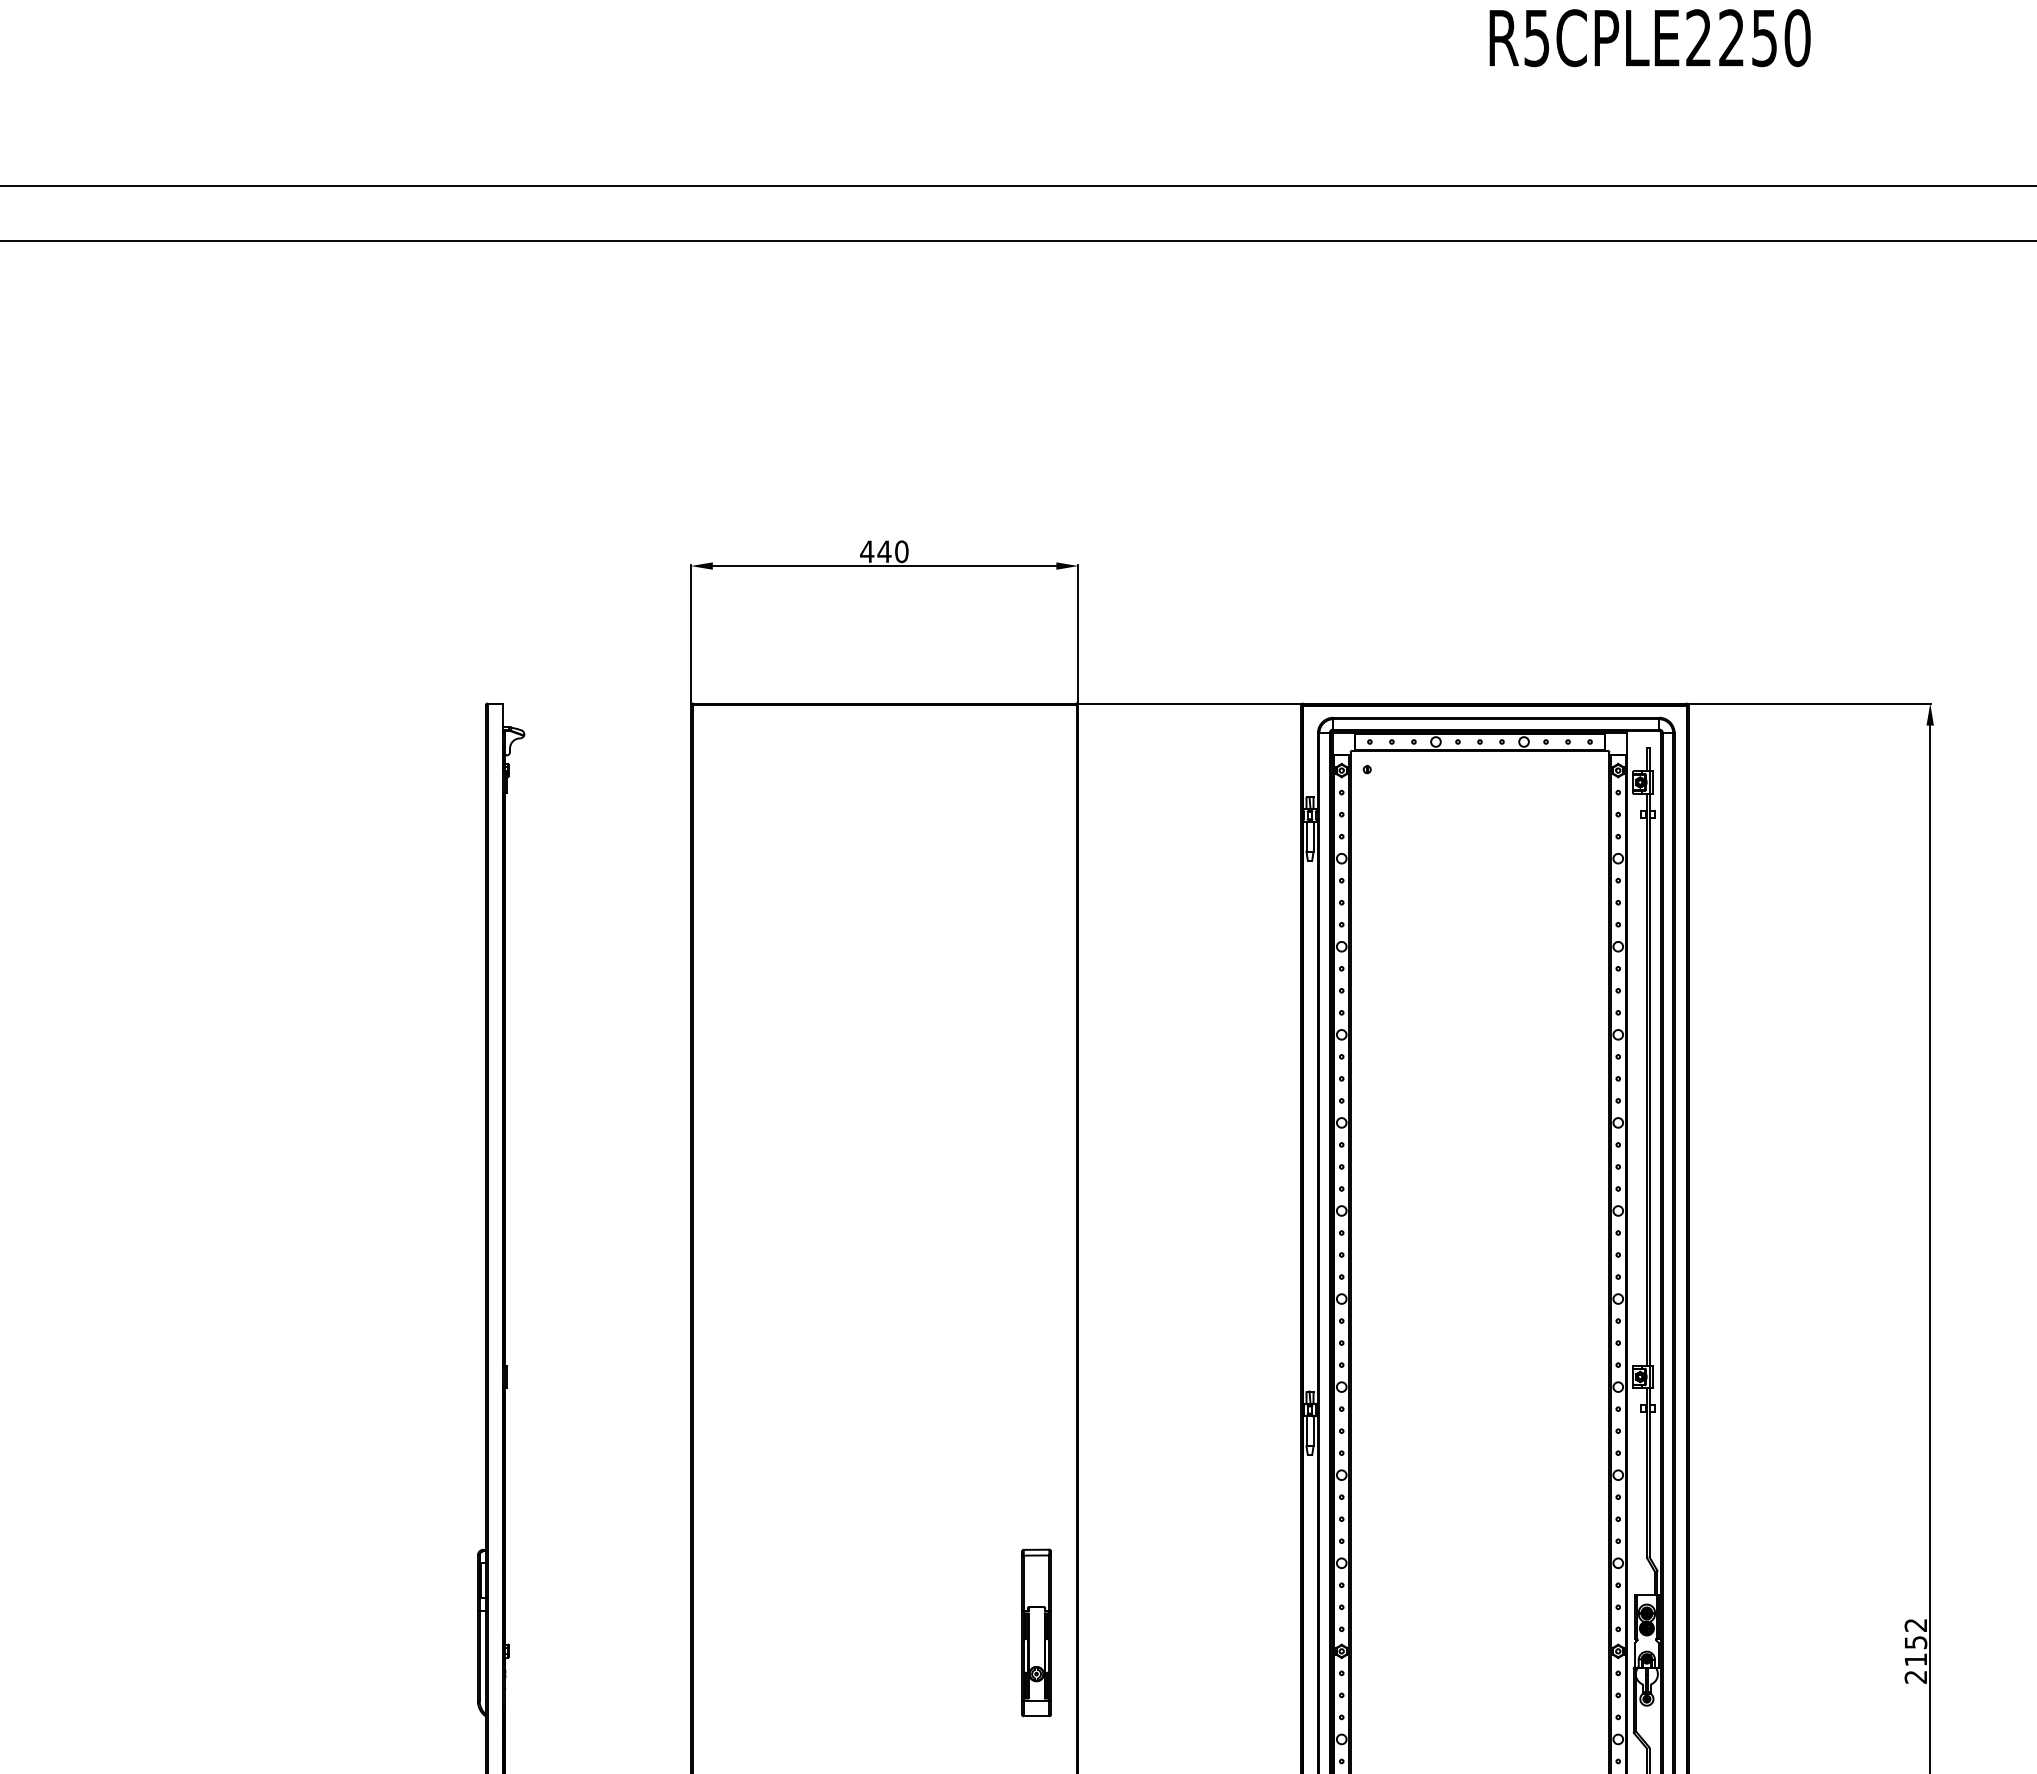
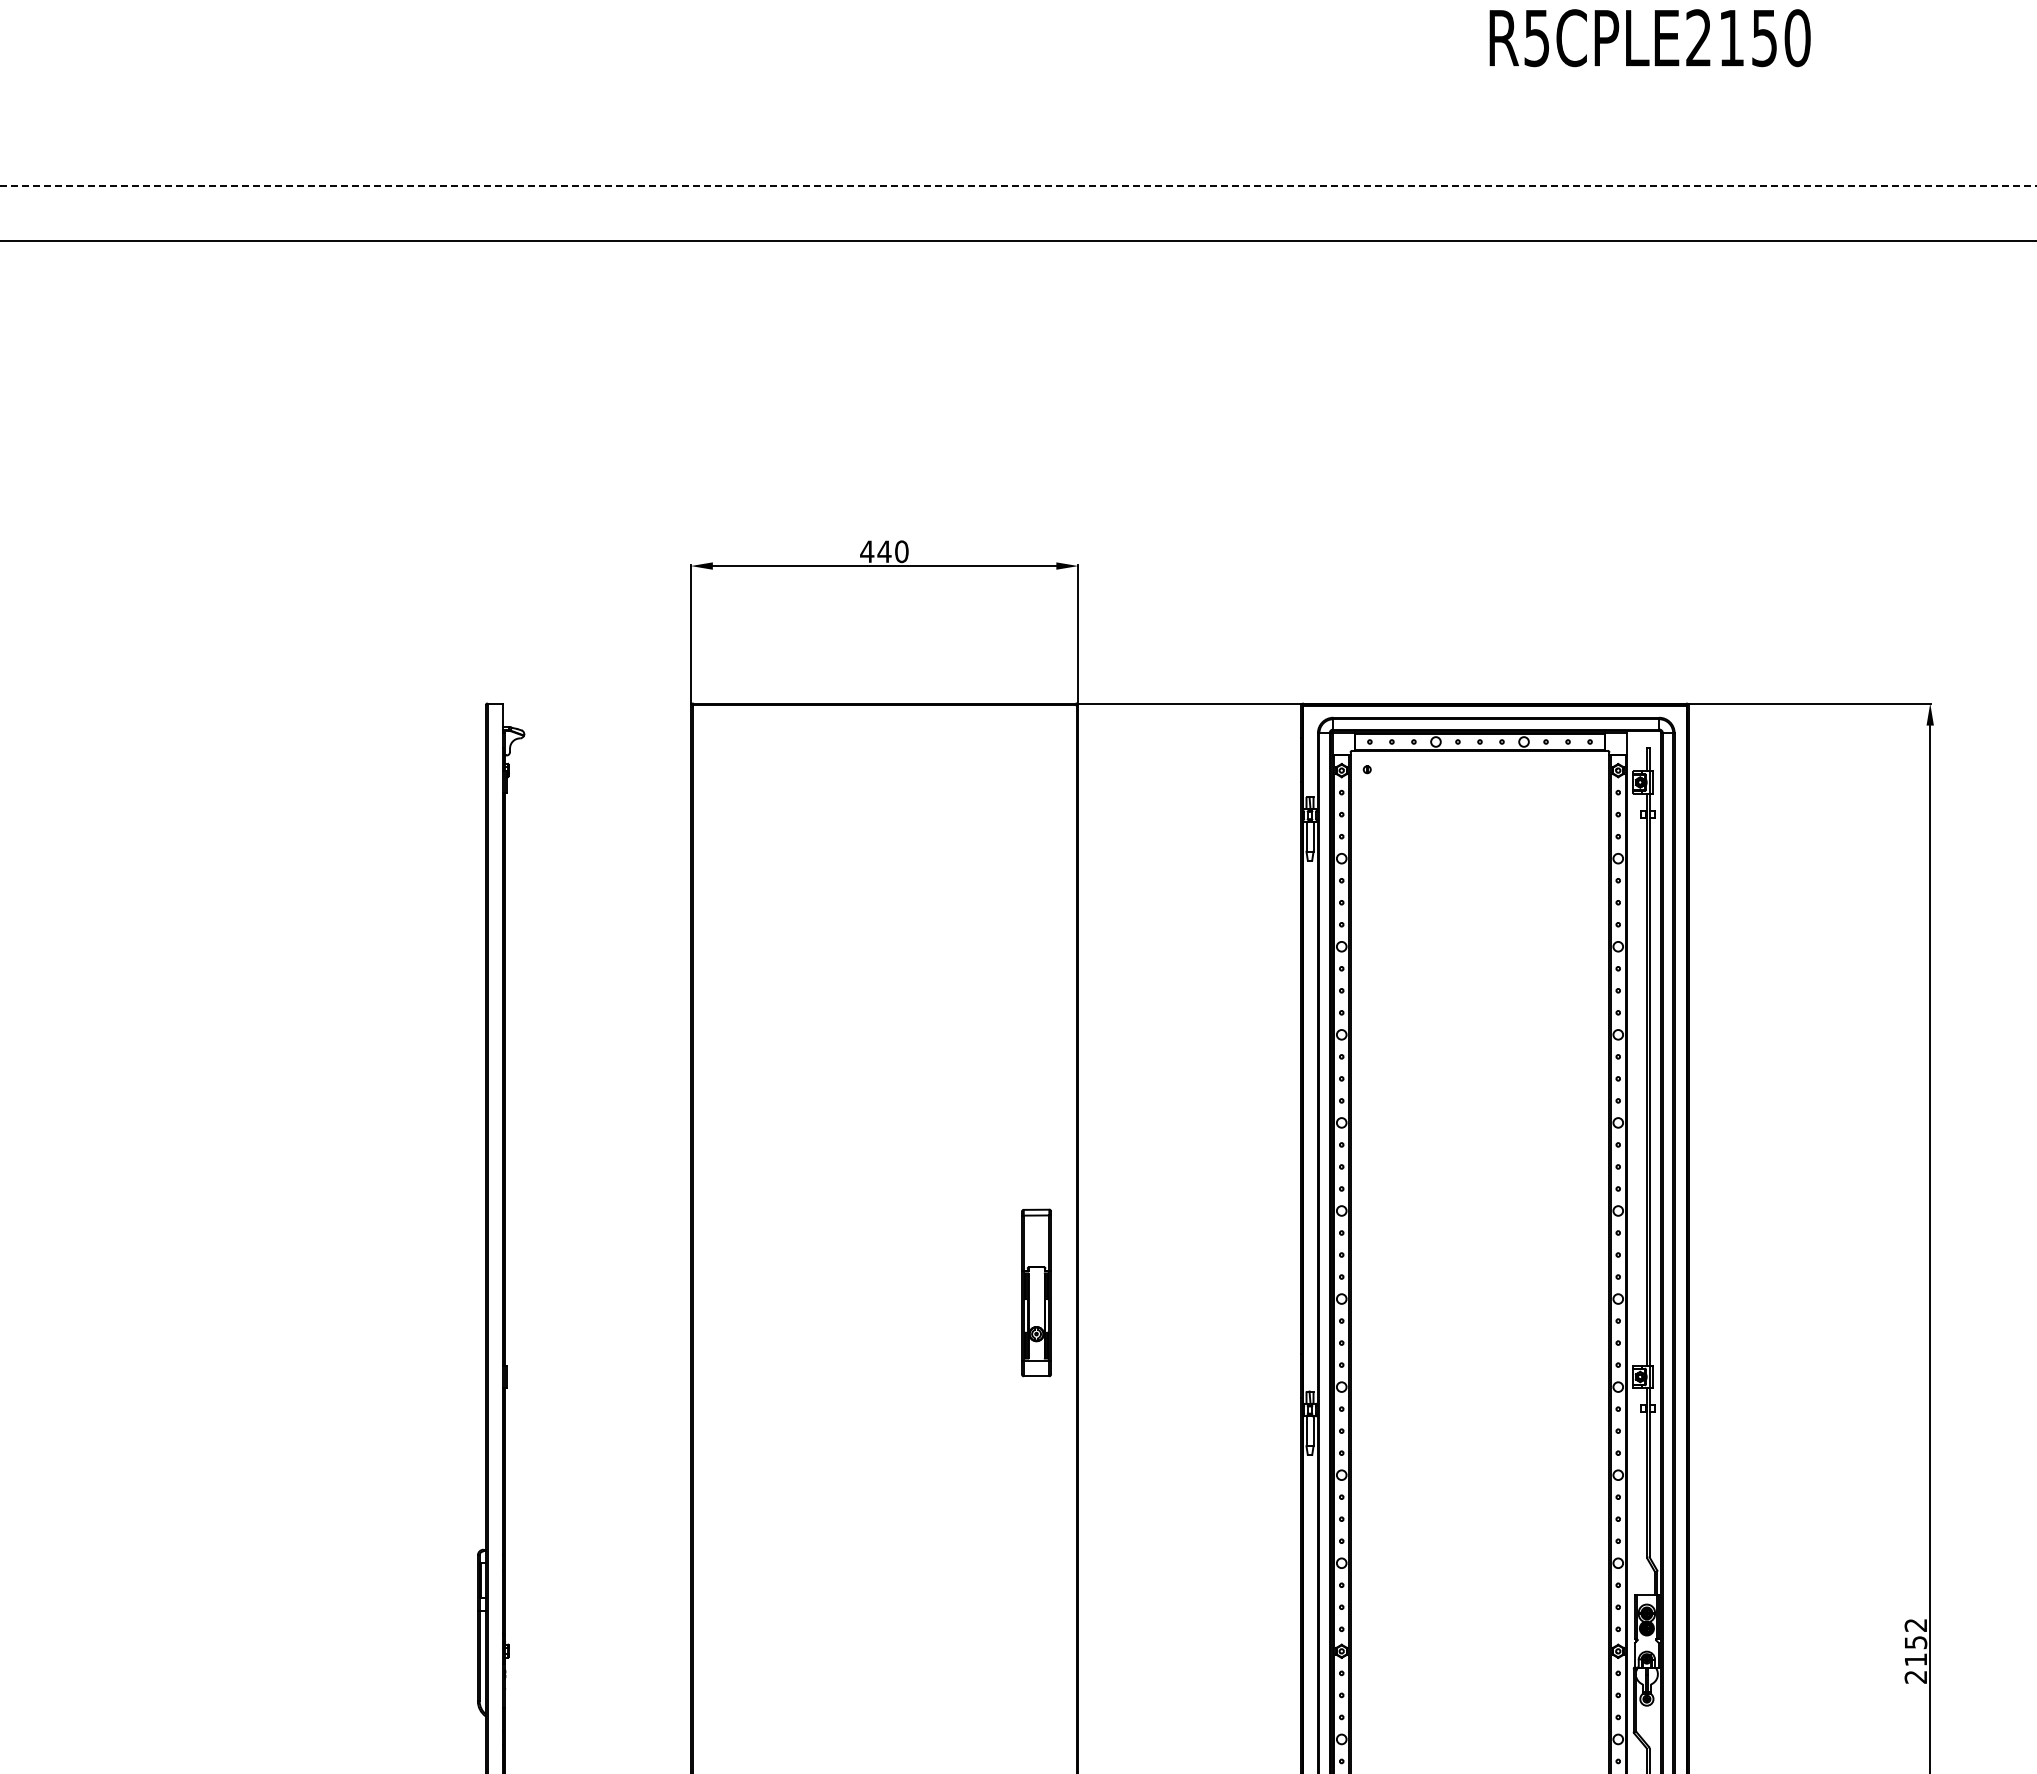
text: R5CPLE2250 -> R5CPLE2150 (1731, 37)
line: solid -> dashed (1018, 186)
part position: (1036, 1632) -> (1036, 1292) (1036, 1292)
